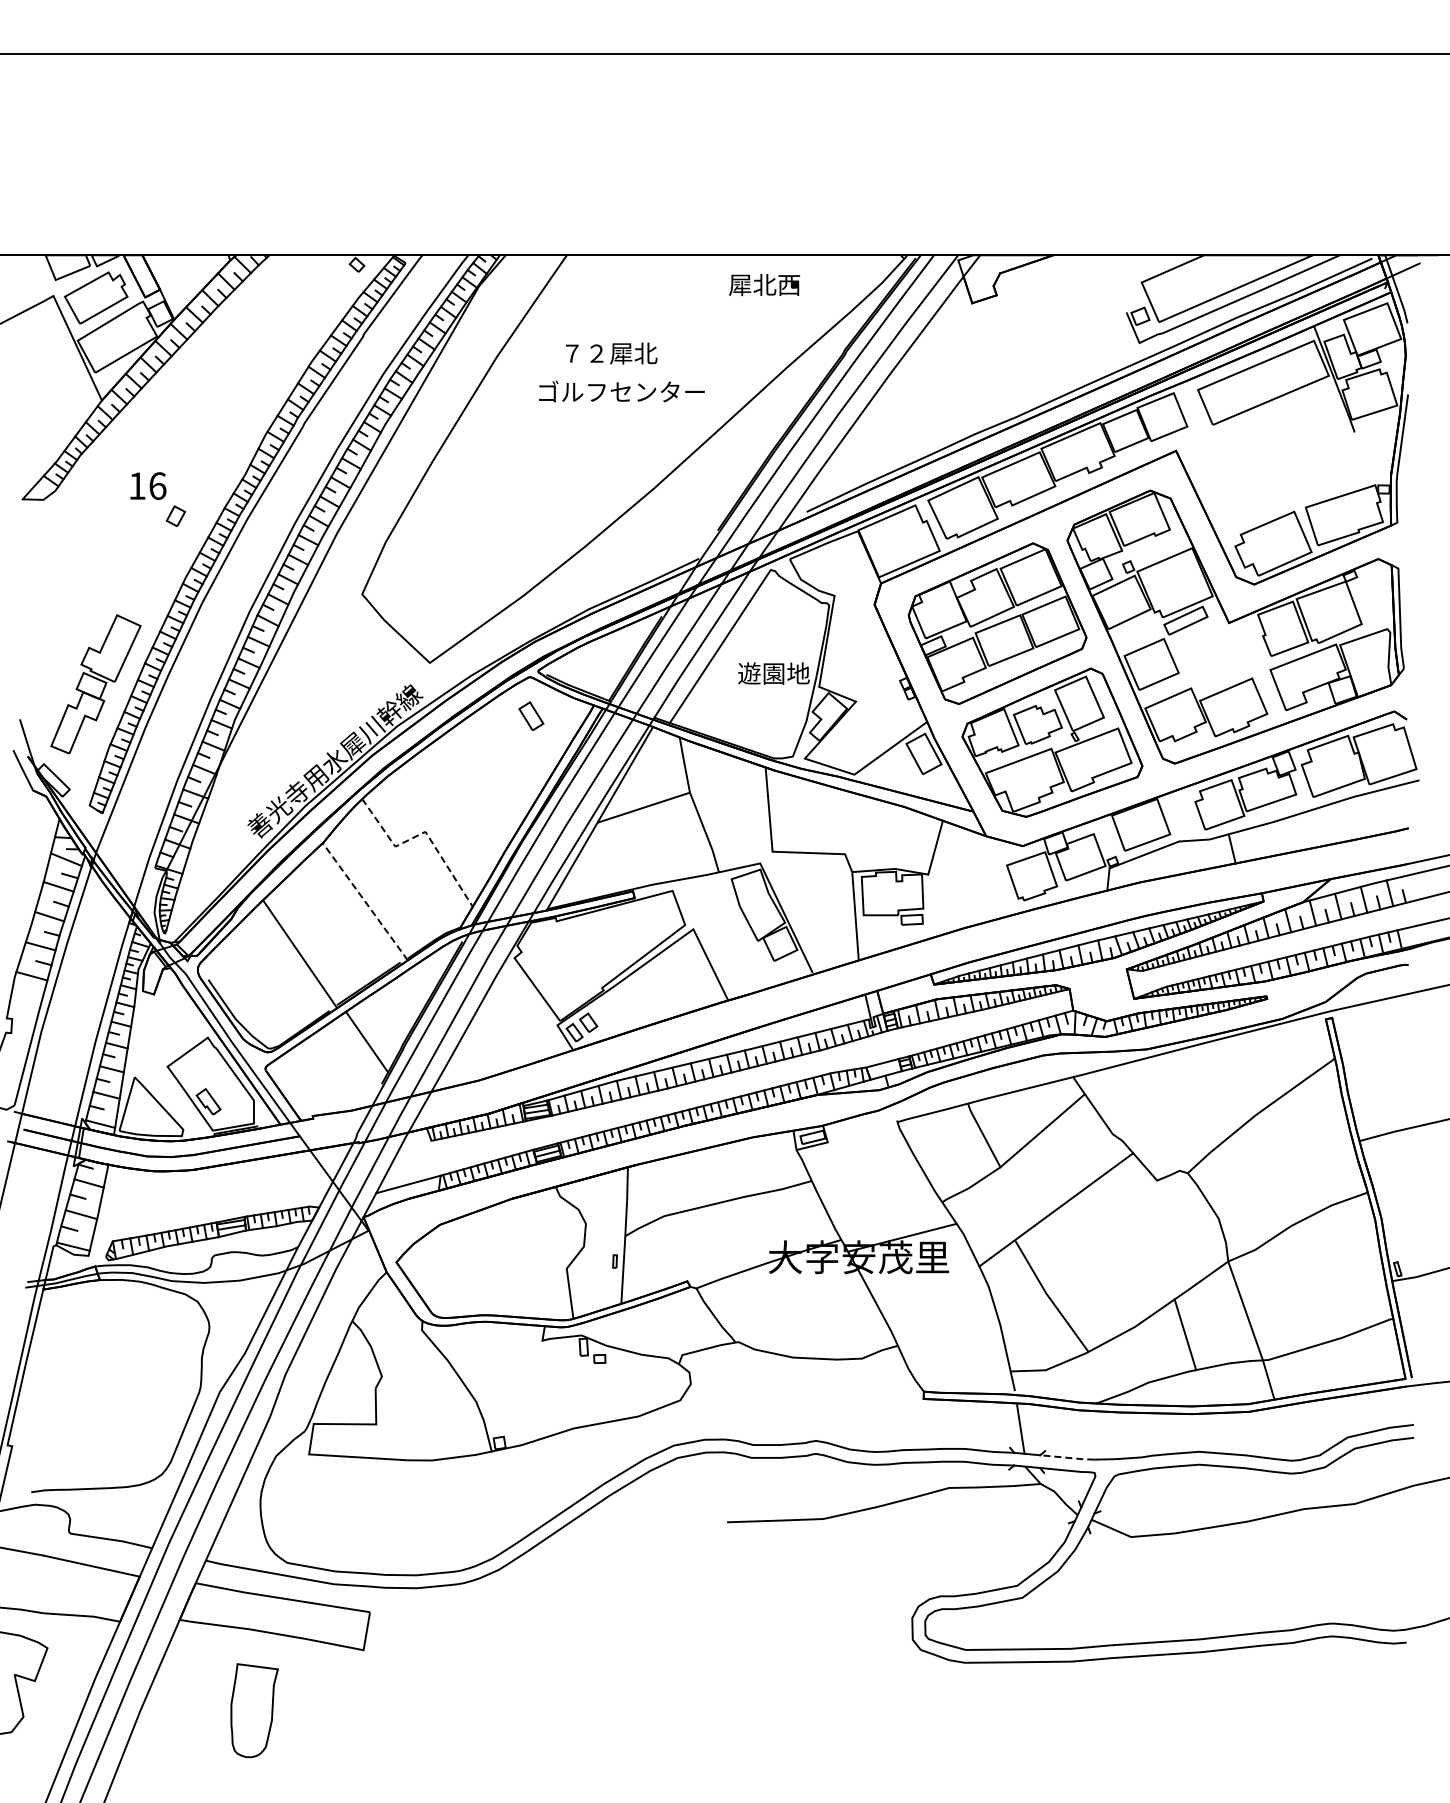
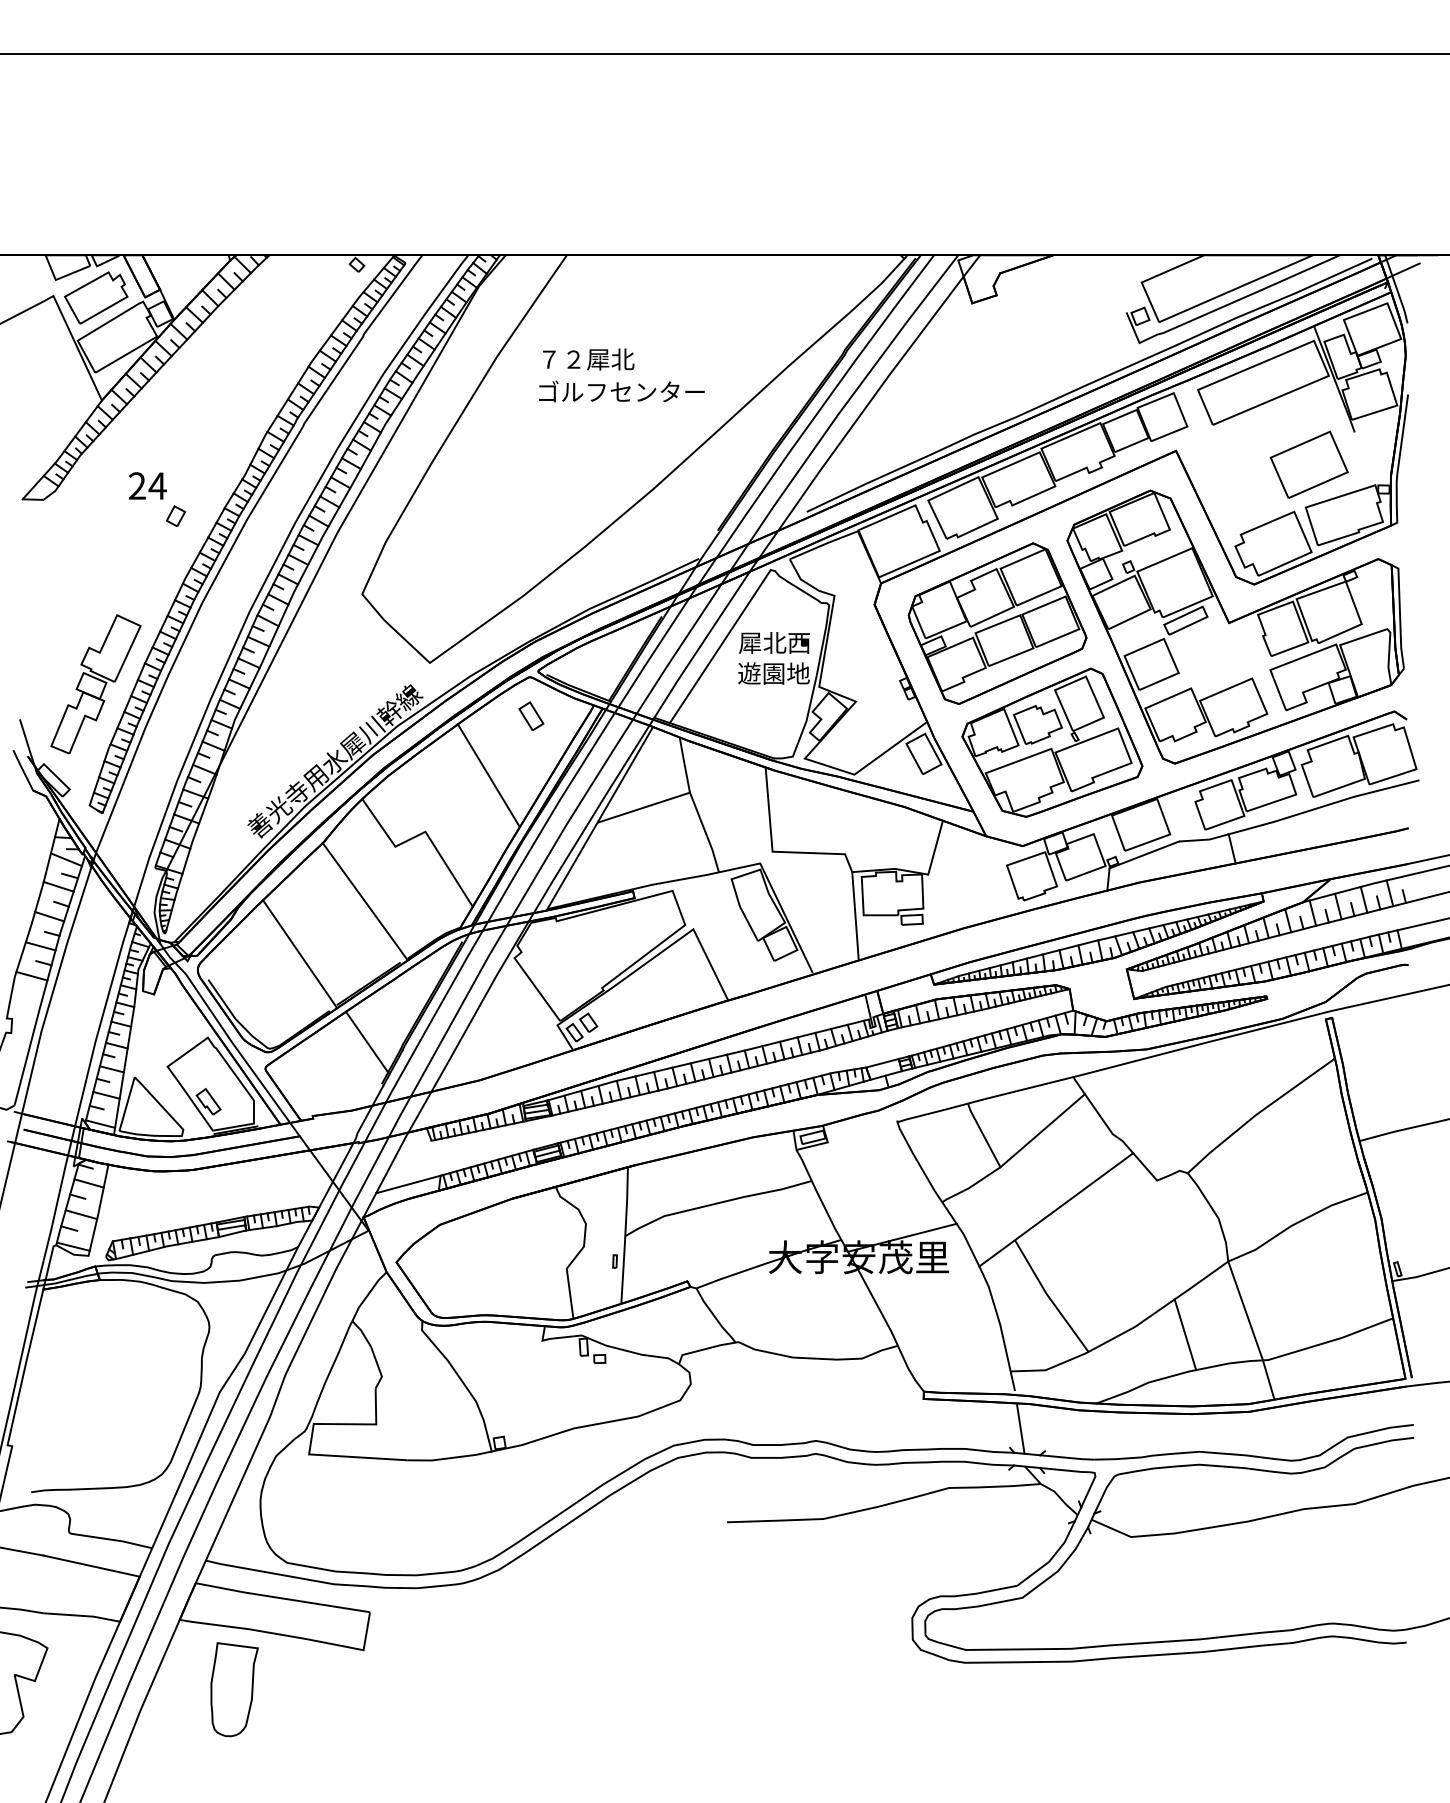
text position: (764, 284) -> (774, 642) (774, 642)
text position: (611, 353) -> (588, 359) (588, 359)
part: none -> present (1308, 464)
text: 16 -> 24 (147, 485)
line: none -> present (488, 775)
line: dashed -> solid (423, 832)
line: dashed -> solid (365, 901)
line: dashed -> solid (1067, 1457)
part position: (254, 1710) -> (234, 1689) (234, 1689)
